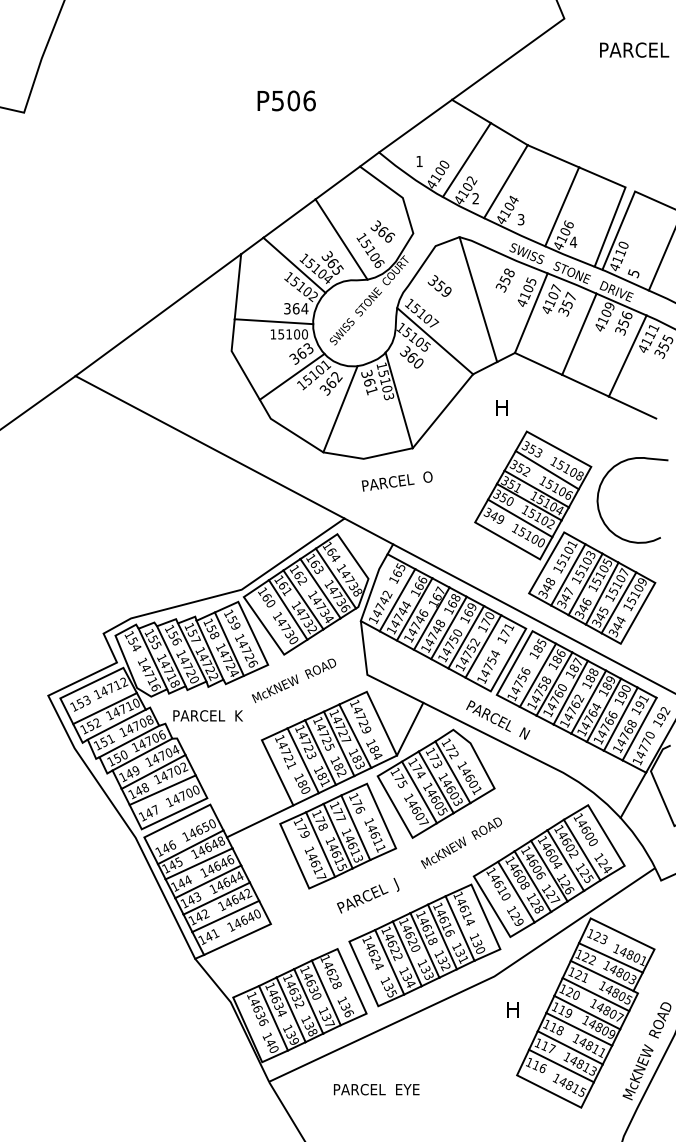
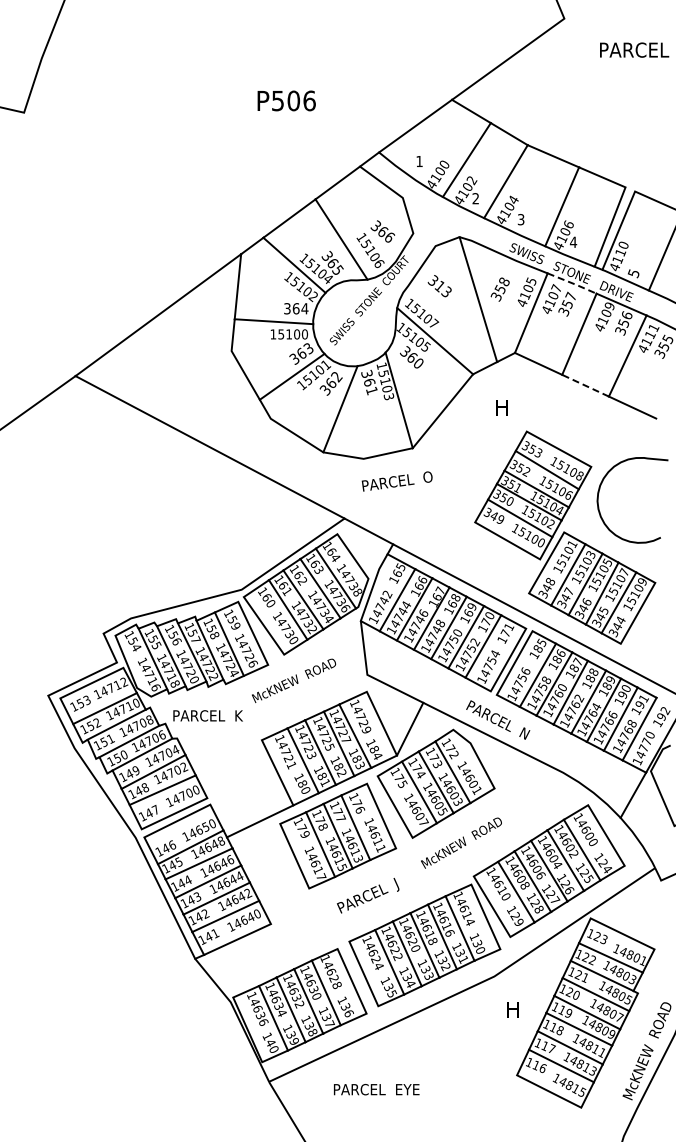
text position: (504, 280) -> (499, 289) (499, 289)
line: solid -> dashed (573, 283)
text: 359 -> 313 (442, 288)
line: solid -> dashed (585, 385)
